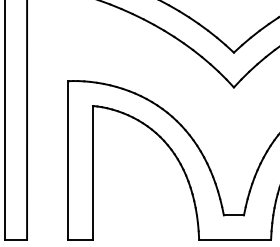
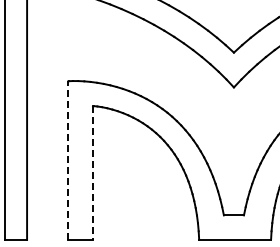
line: solid -> dashed (68, 159)
line: solid -> dashed (92, 172)
